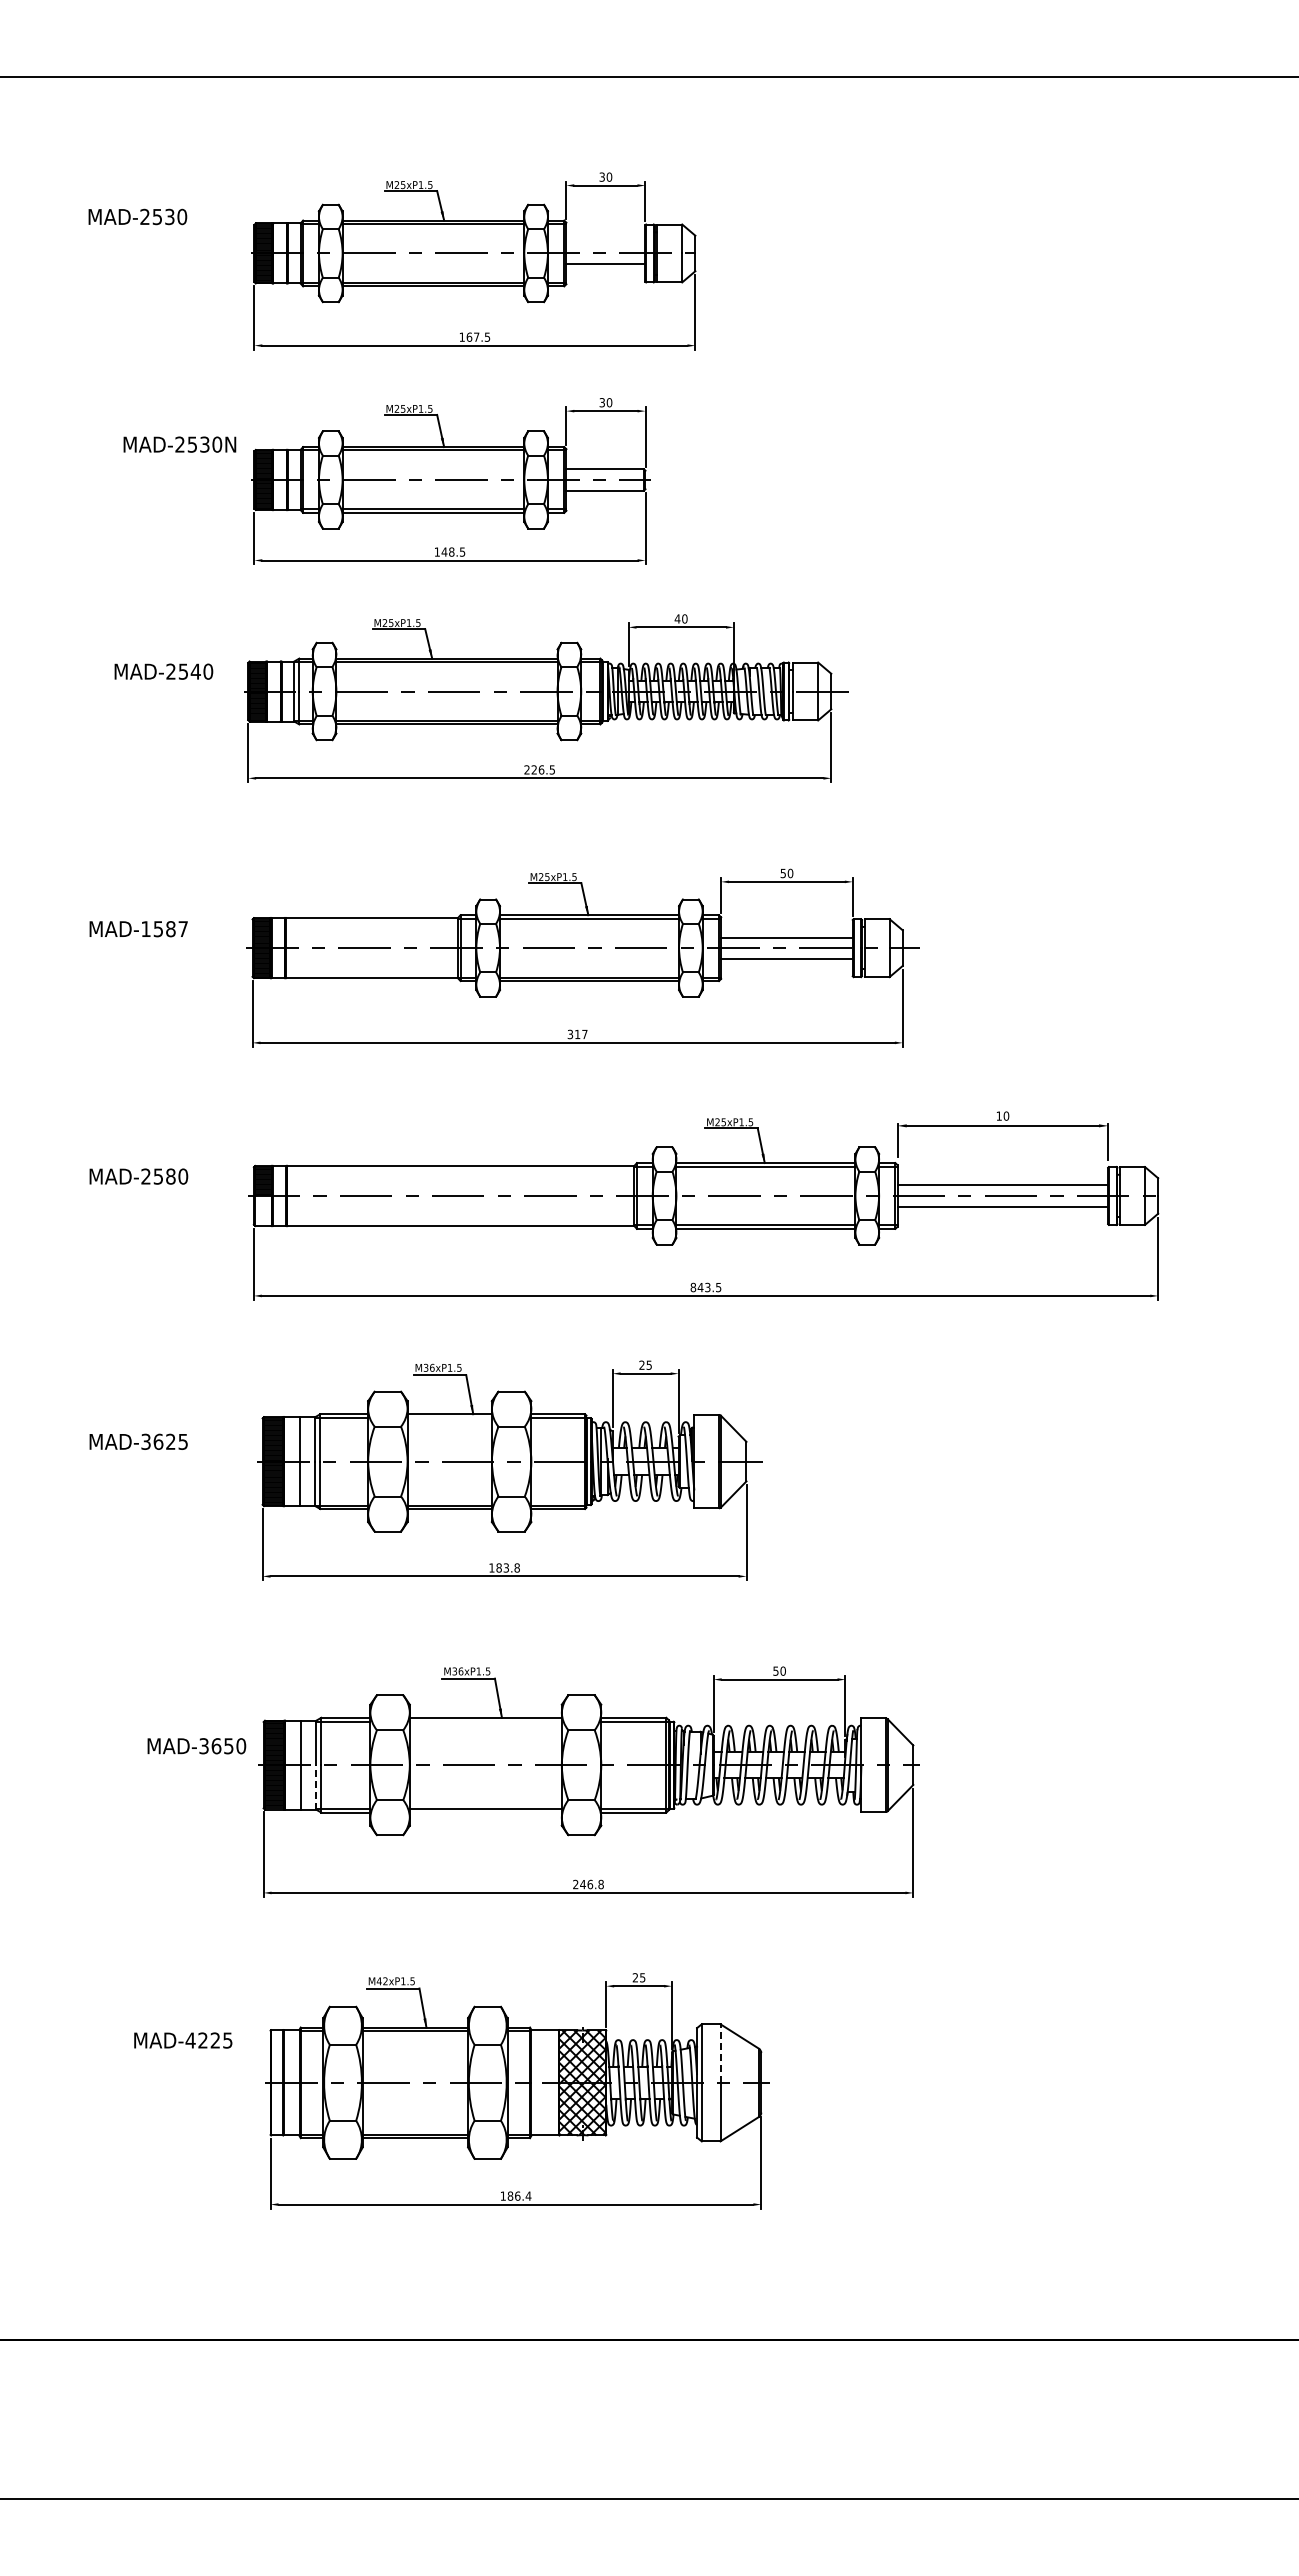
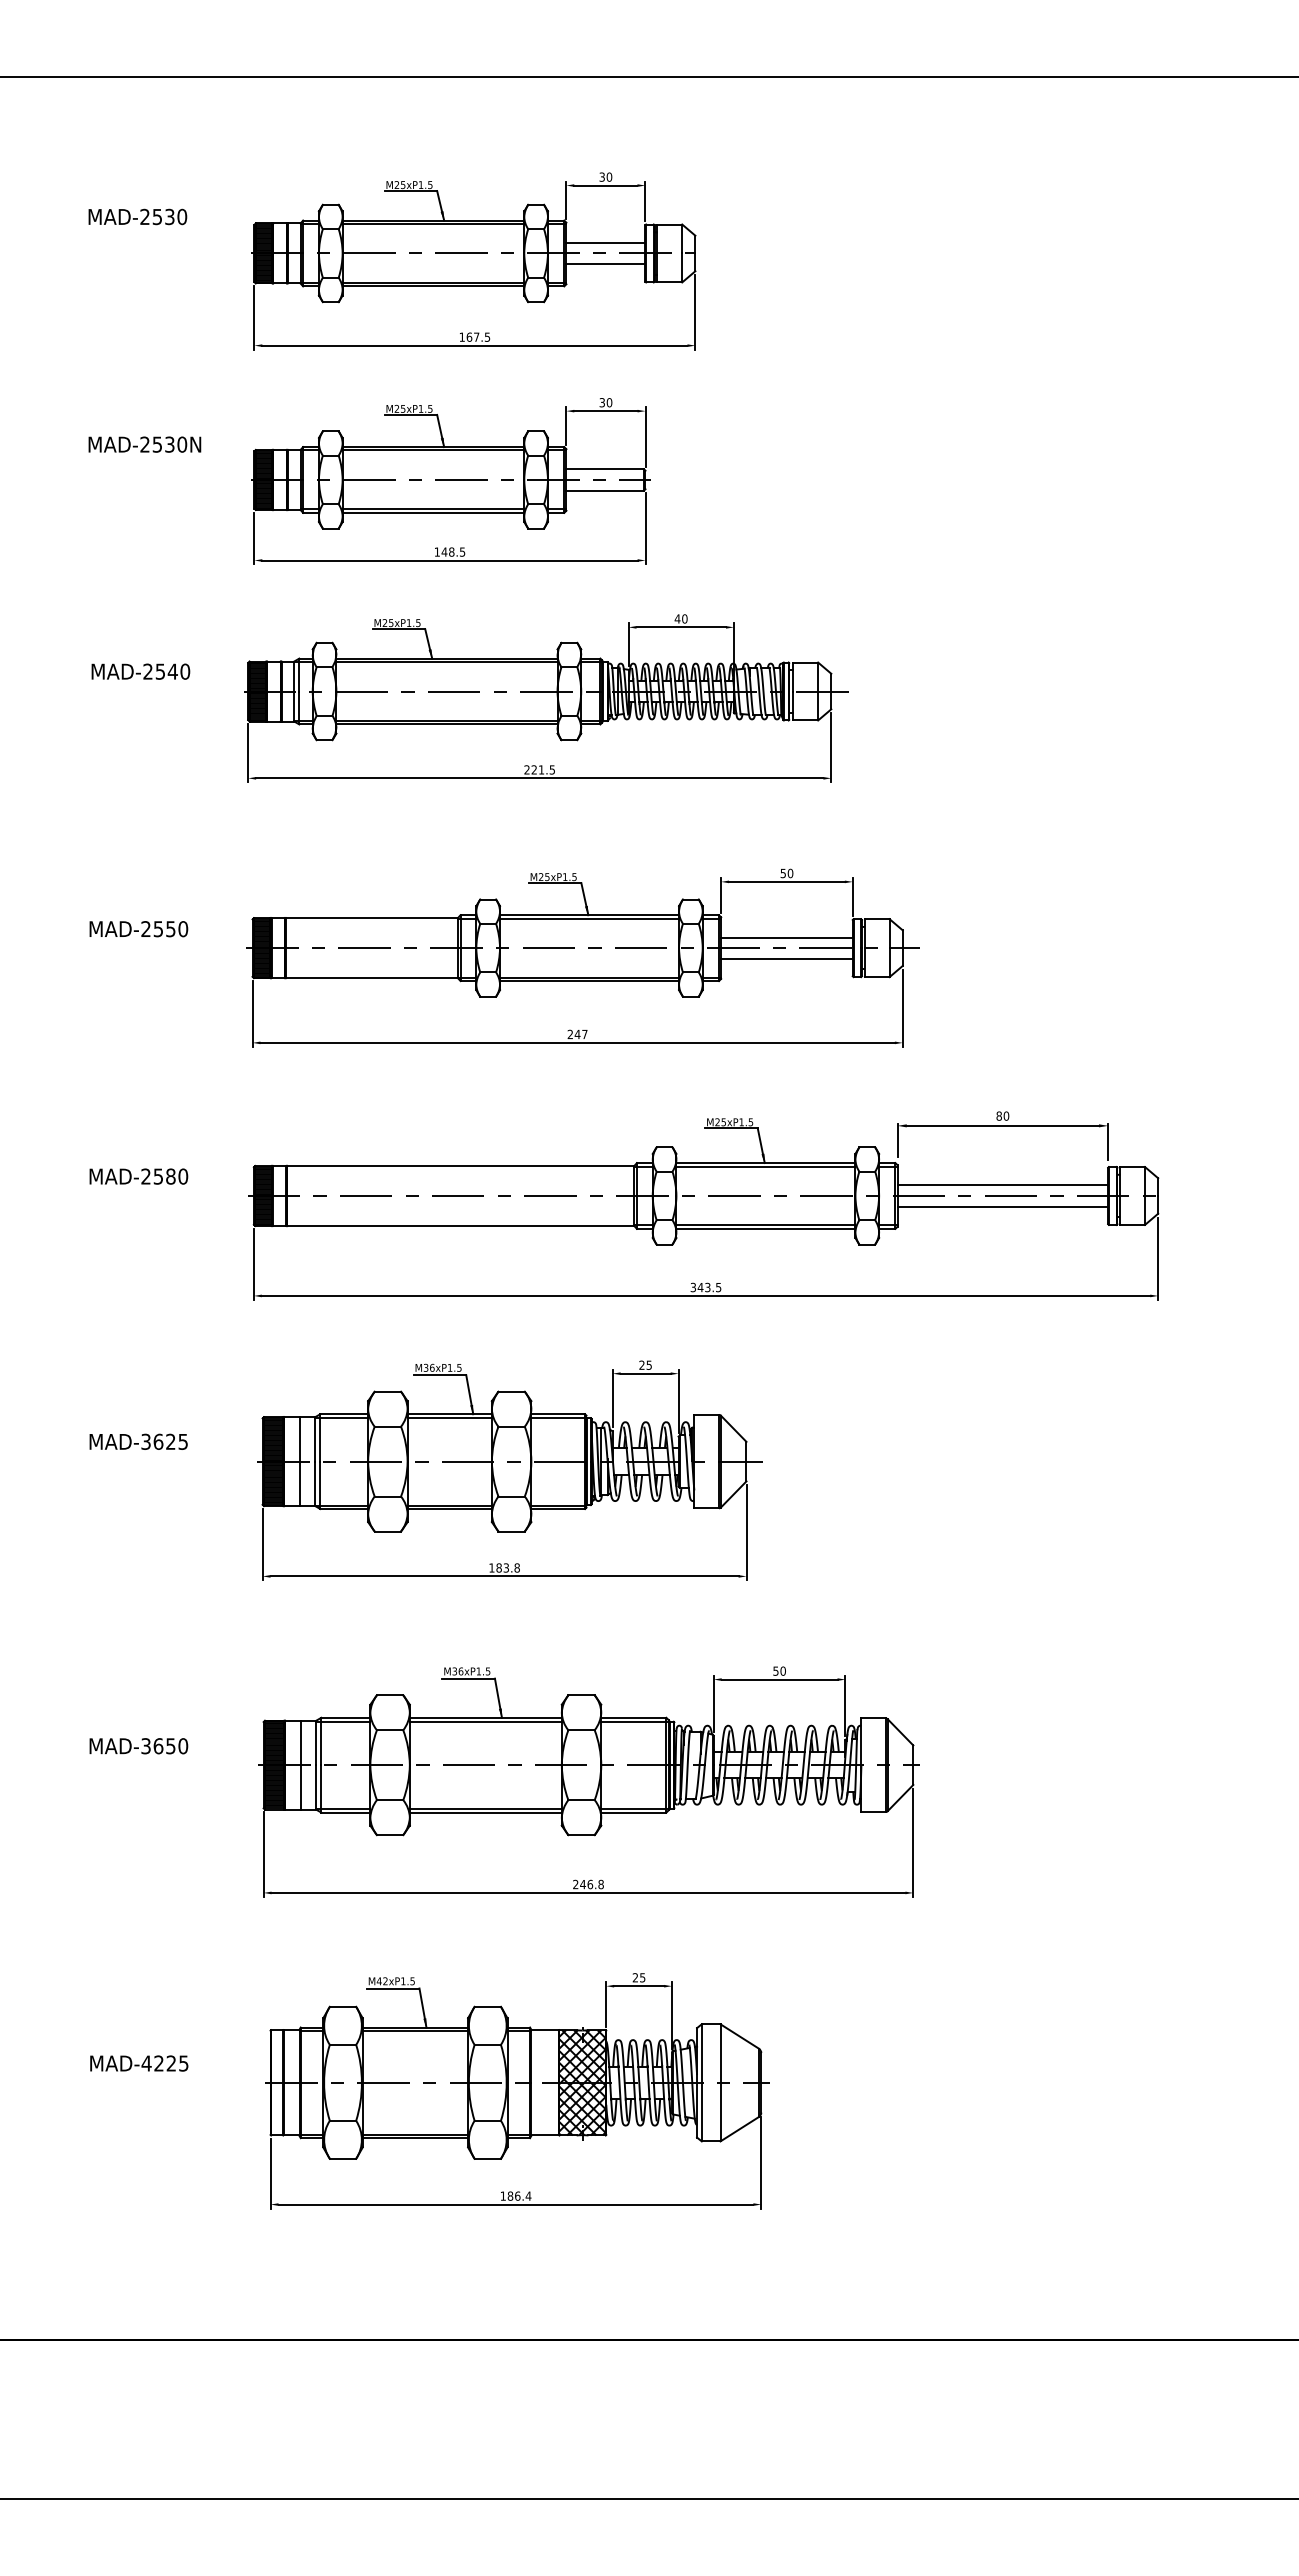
line: none -> present (605, 242)
text position: (179, 444) -> (144, 444) (144, 444)
text position: (163, 671) -> (140, 671) (140, 671)
text: 226.5 -> 221.5 (541, 769)
text: MAD-1587 -> MAD-2550 (164, 929)
text: 317 -> 247 (573, 1034)
text: 10 -> 80 (998, 1115)
hatch: none -> present (263, 1211)
text: 843.5 -> 343.5 (693, 1287)
line: none -> present (449, 1417)
line: none -> present (485, 1721)
text position: (196, 1746) -> (138, 1746) (138, 1746)
line: dashed -> solid (316, 1786)
line: none -> present (485, 1812)
text position: (183, 2040) -> (139, 2063) (139, 2063)
line: dashed -> solid (720, 2053)
